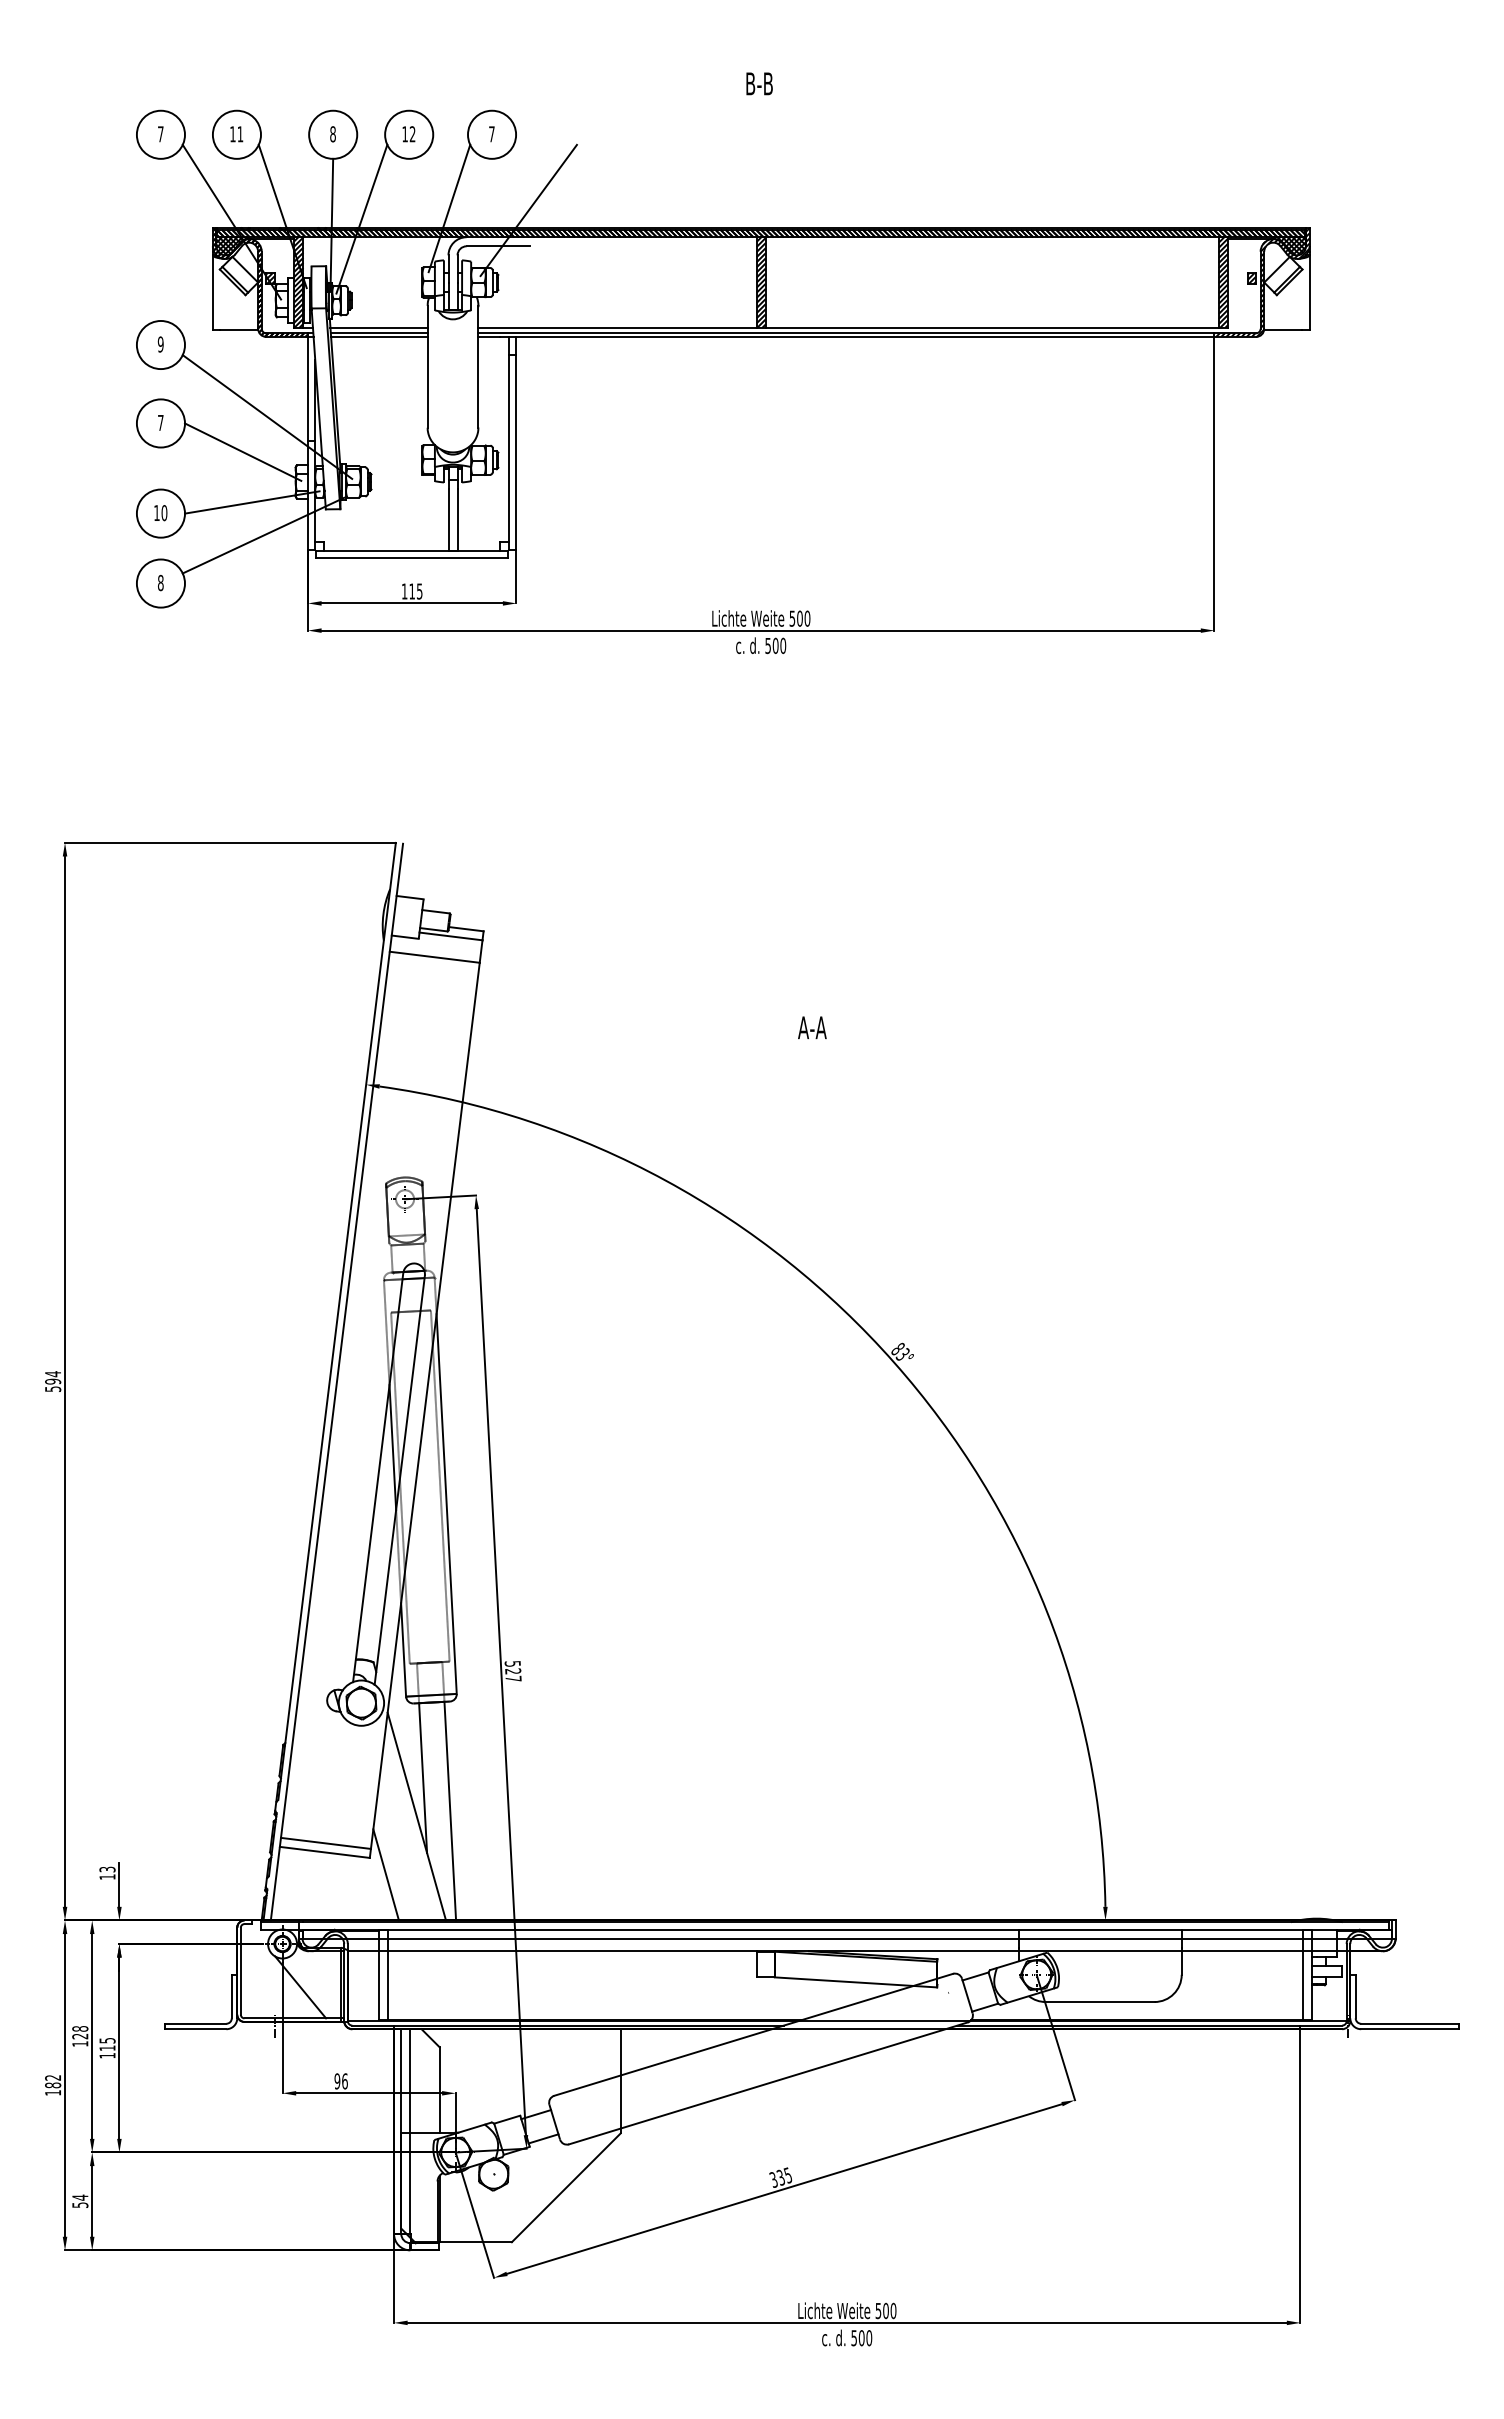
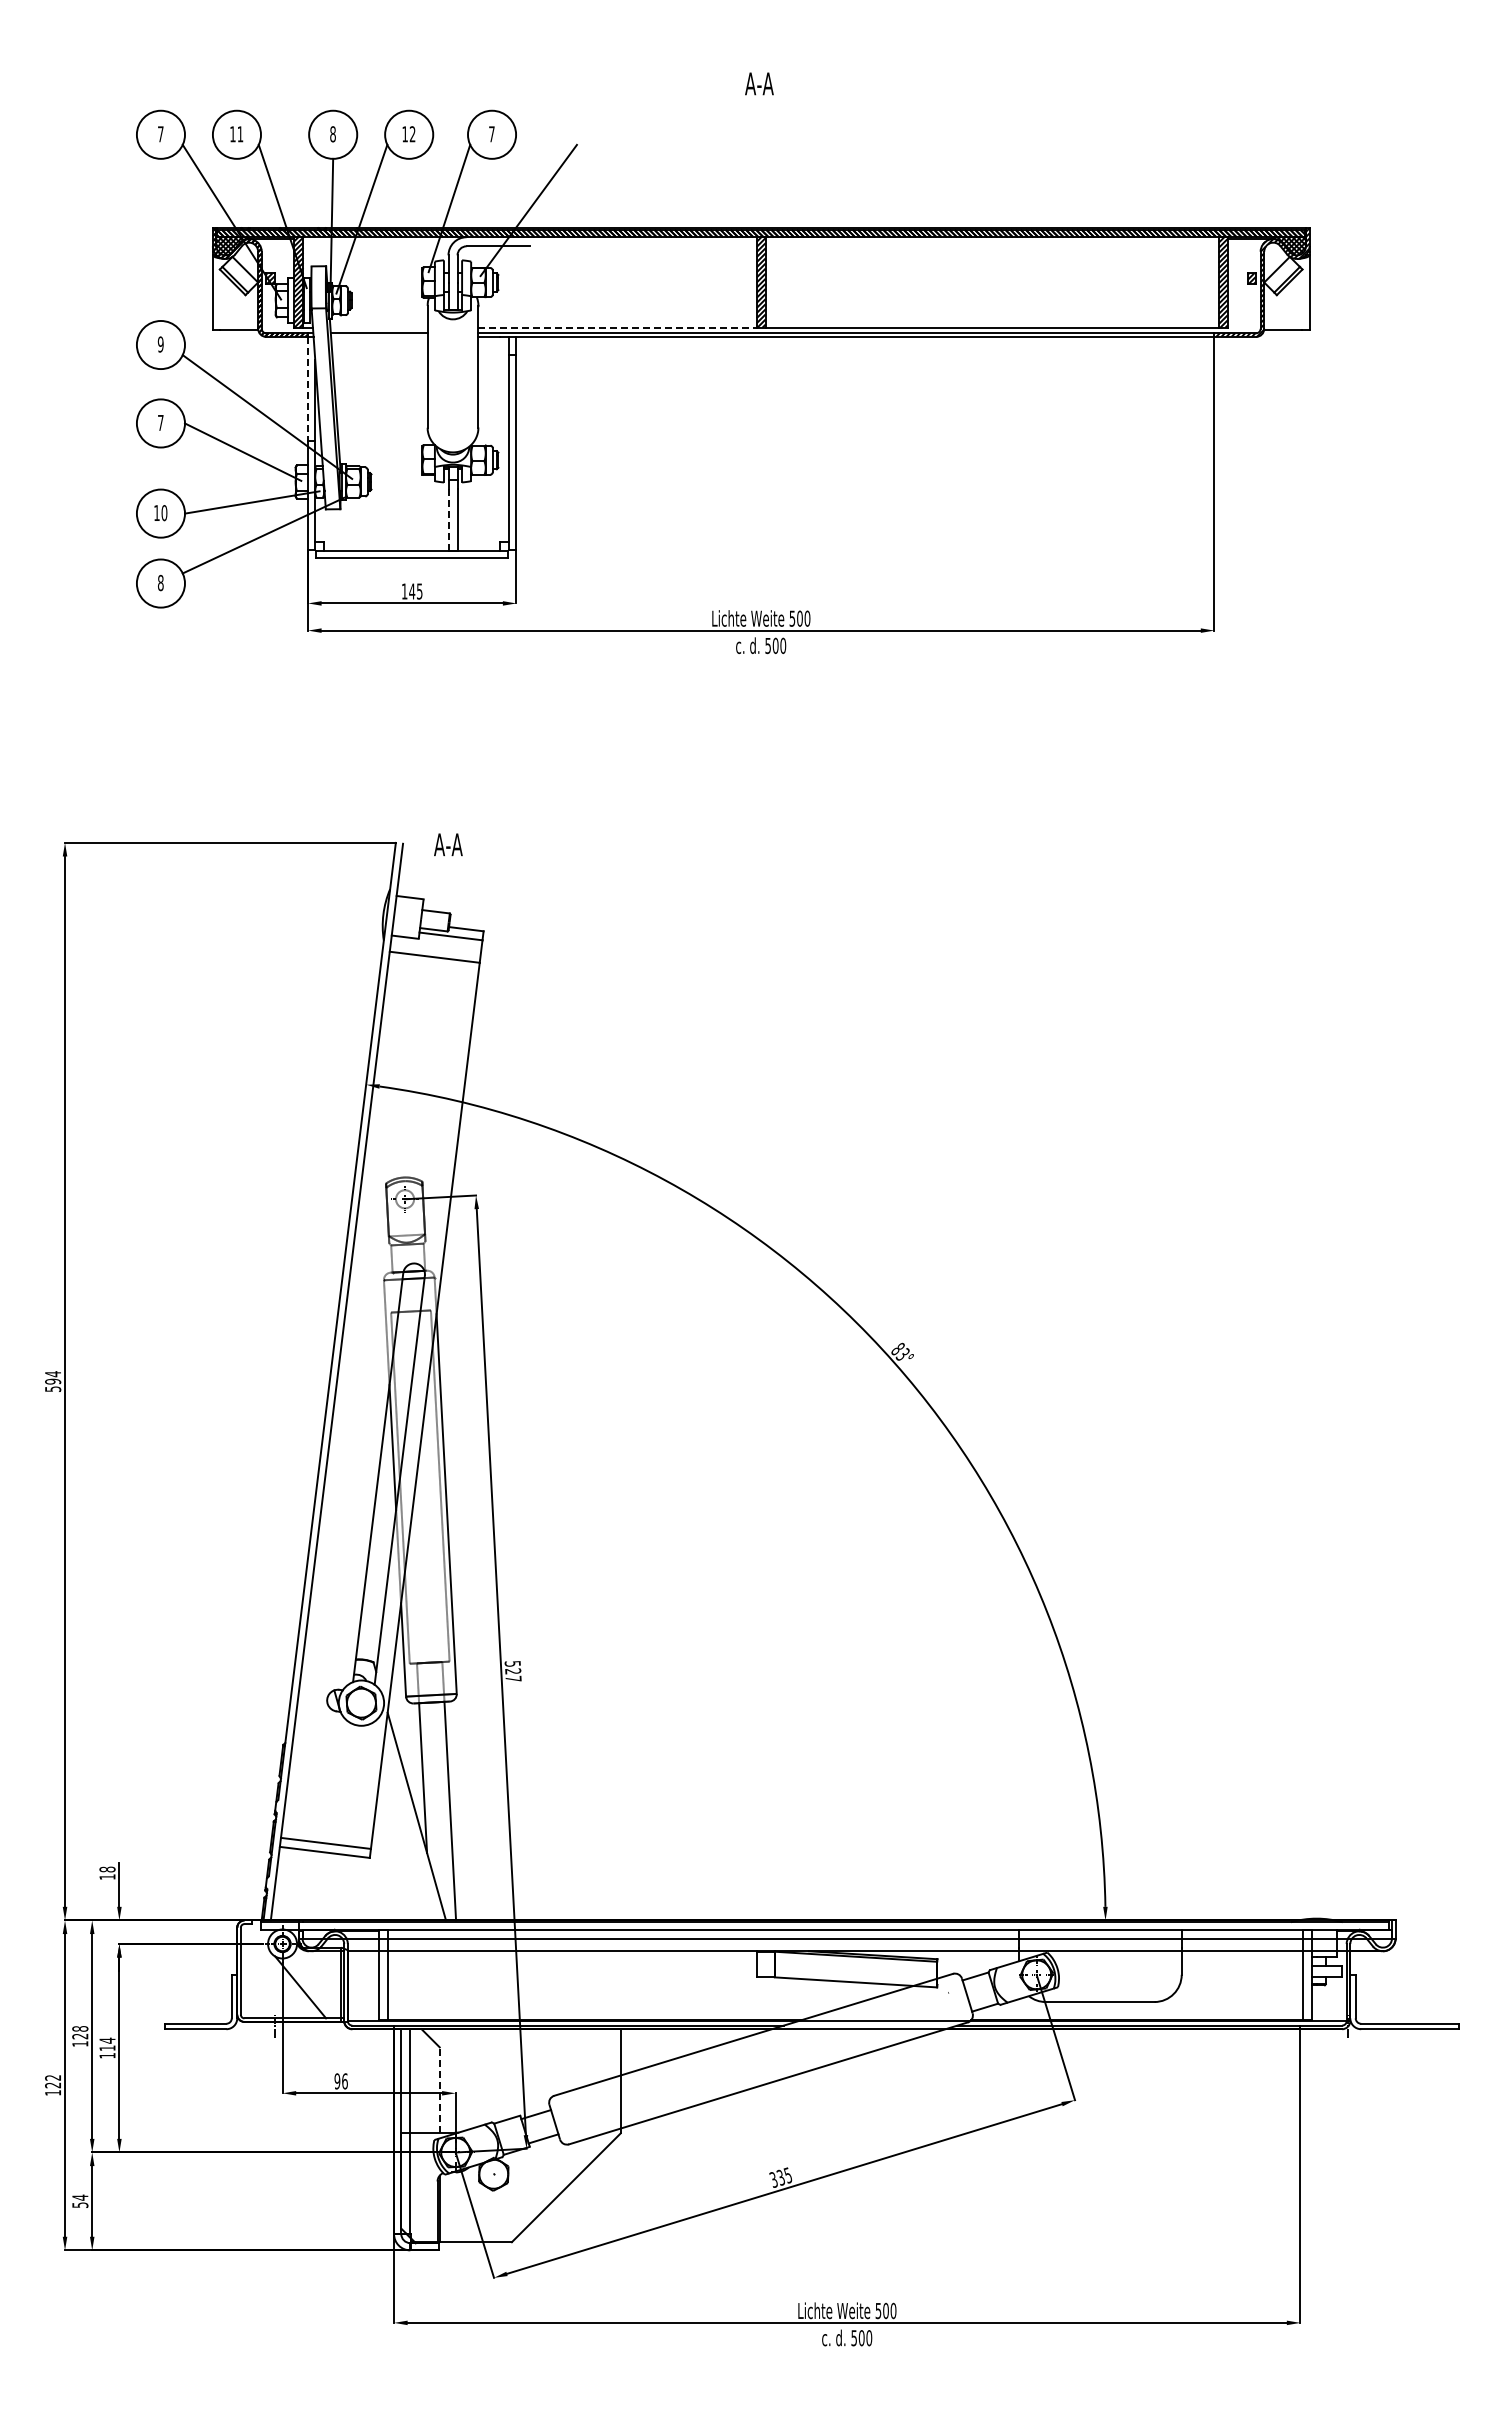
text: B-B -> A-A (759, 83)
line: present -> none (378, 327)
line: solid -> dashed (618, 327)
line: present -> none (379, 336)
line: solid -> dashed (308, 389)
line: solid -> dashed (448, 520)
text: 115 -> 145 (412, 591)
text position: (812, 1027) -> (448, 844) (448, 844)
text: 13 -> 18 (107, 1869)
line: present -> none (385, 1874)
text: 115 -> 114 (107, 2040)
text: 182 -> 122 (53, 2085)
line: solid -> dashed (439, 2089)
